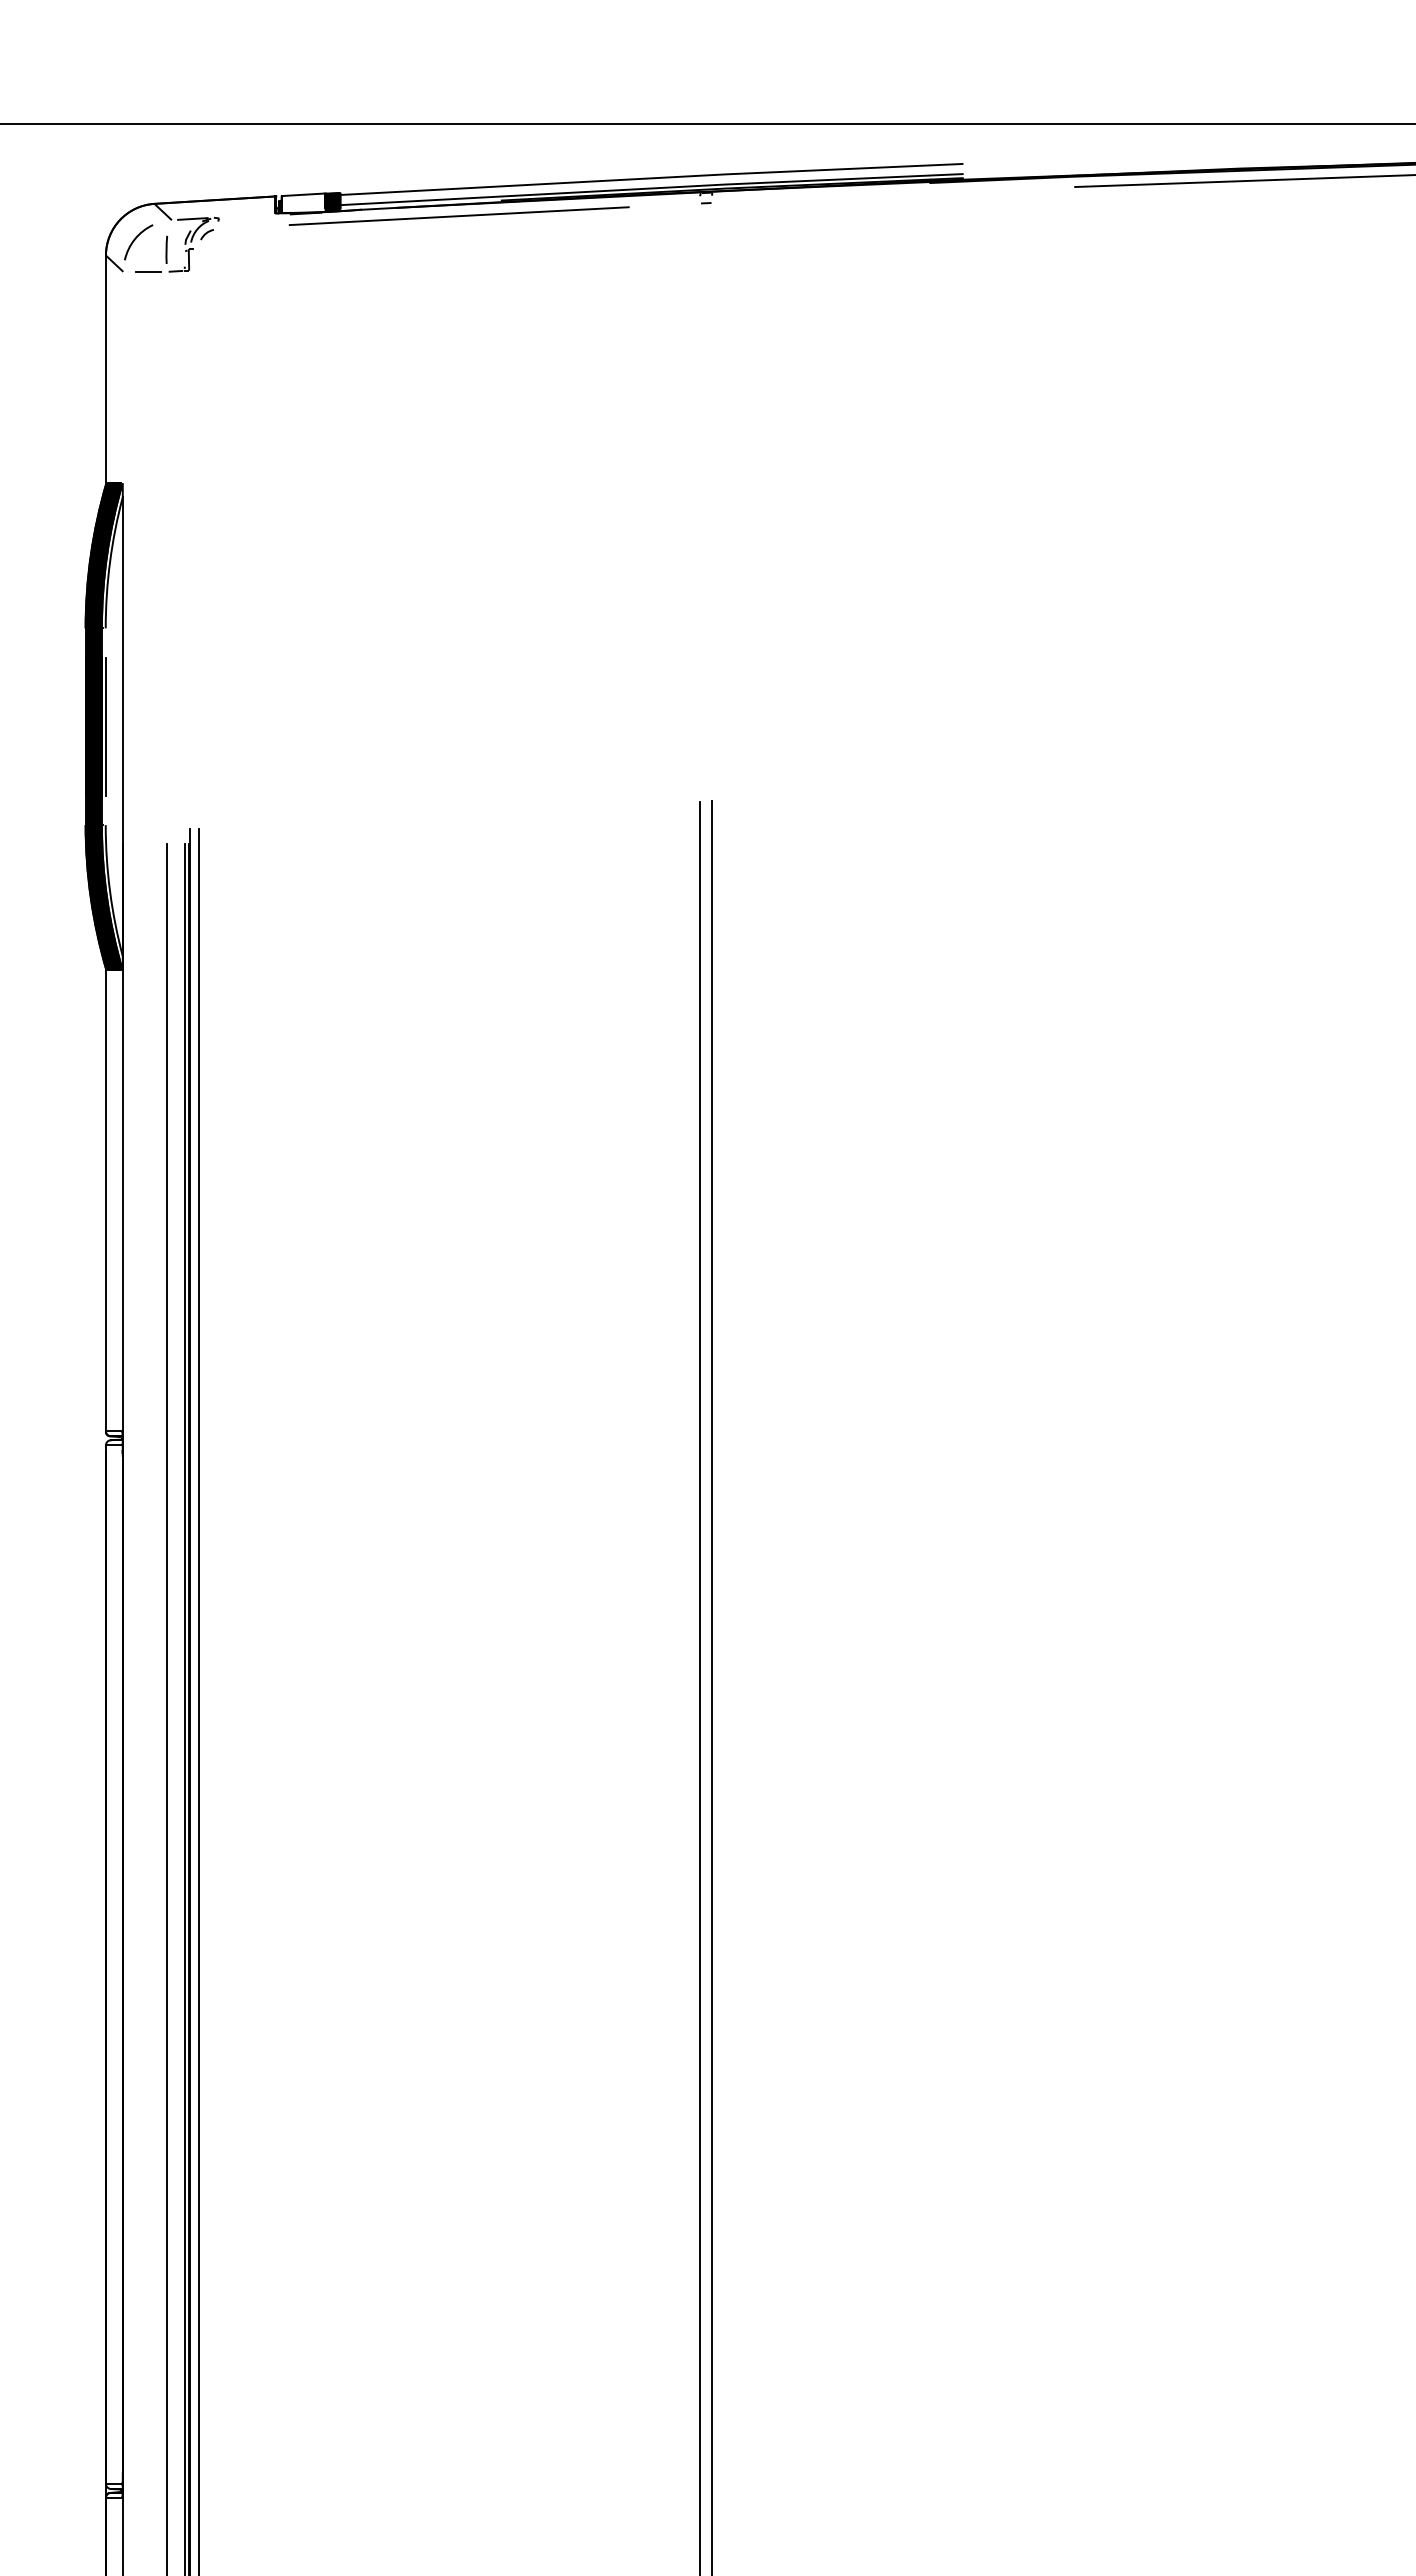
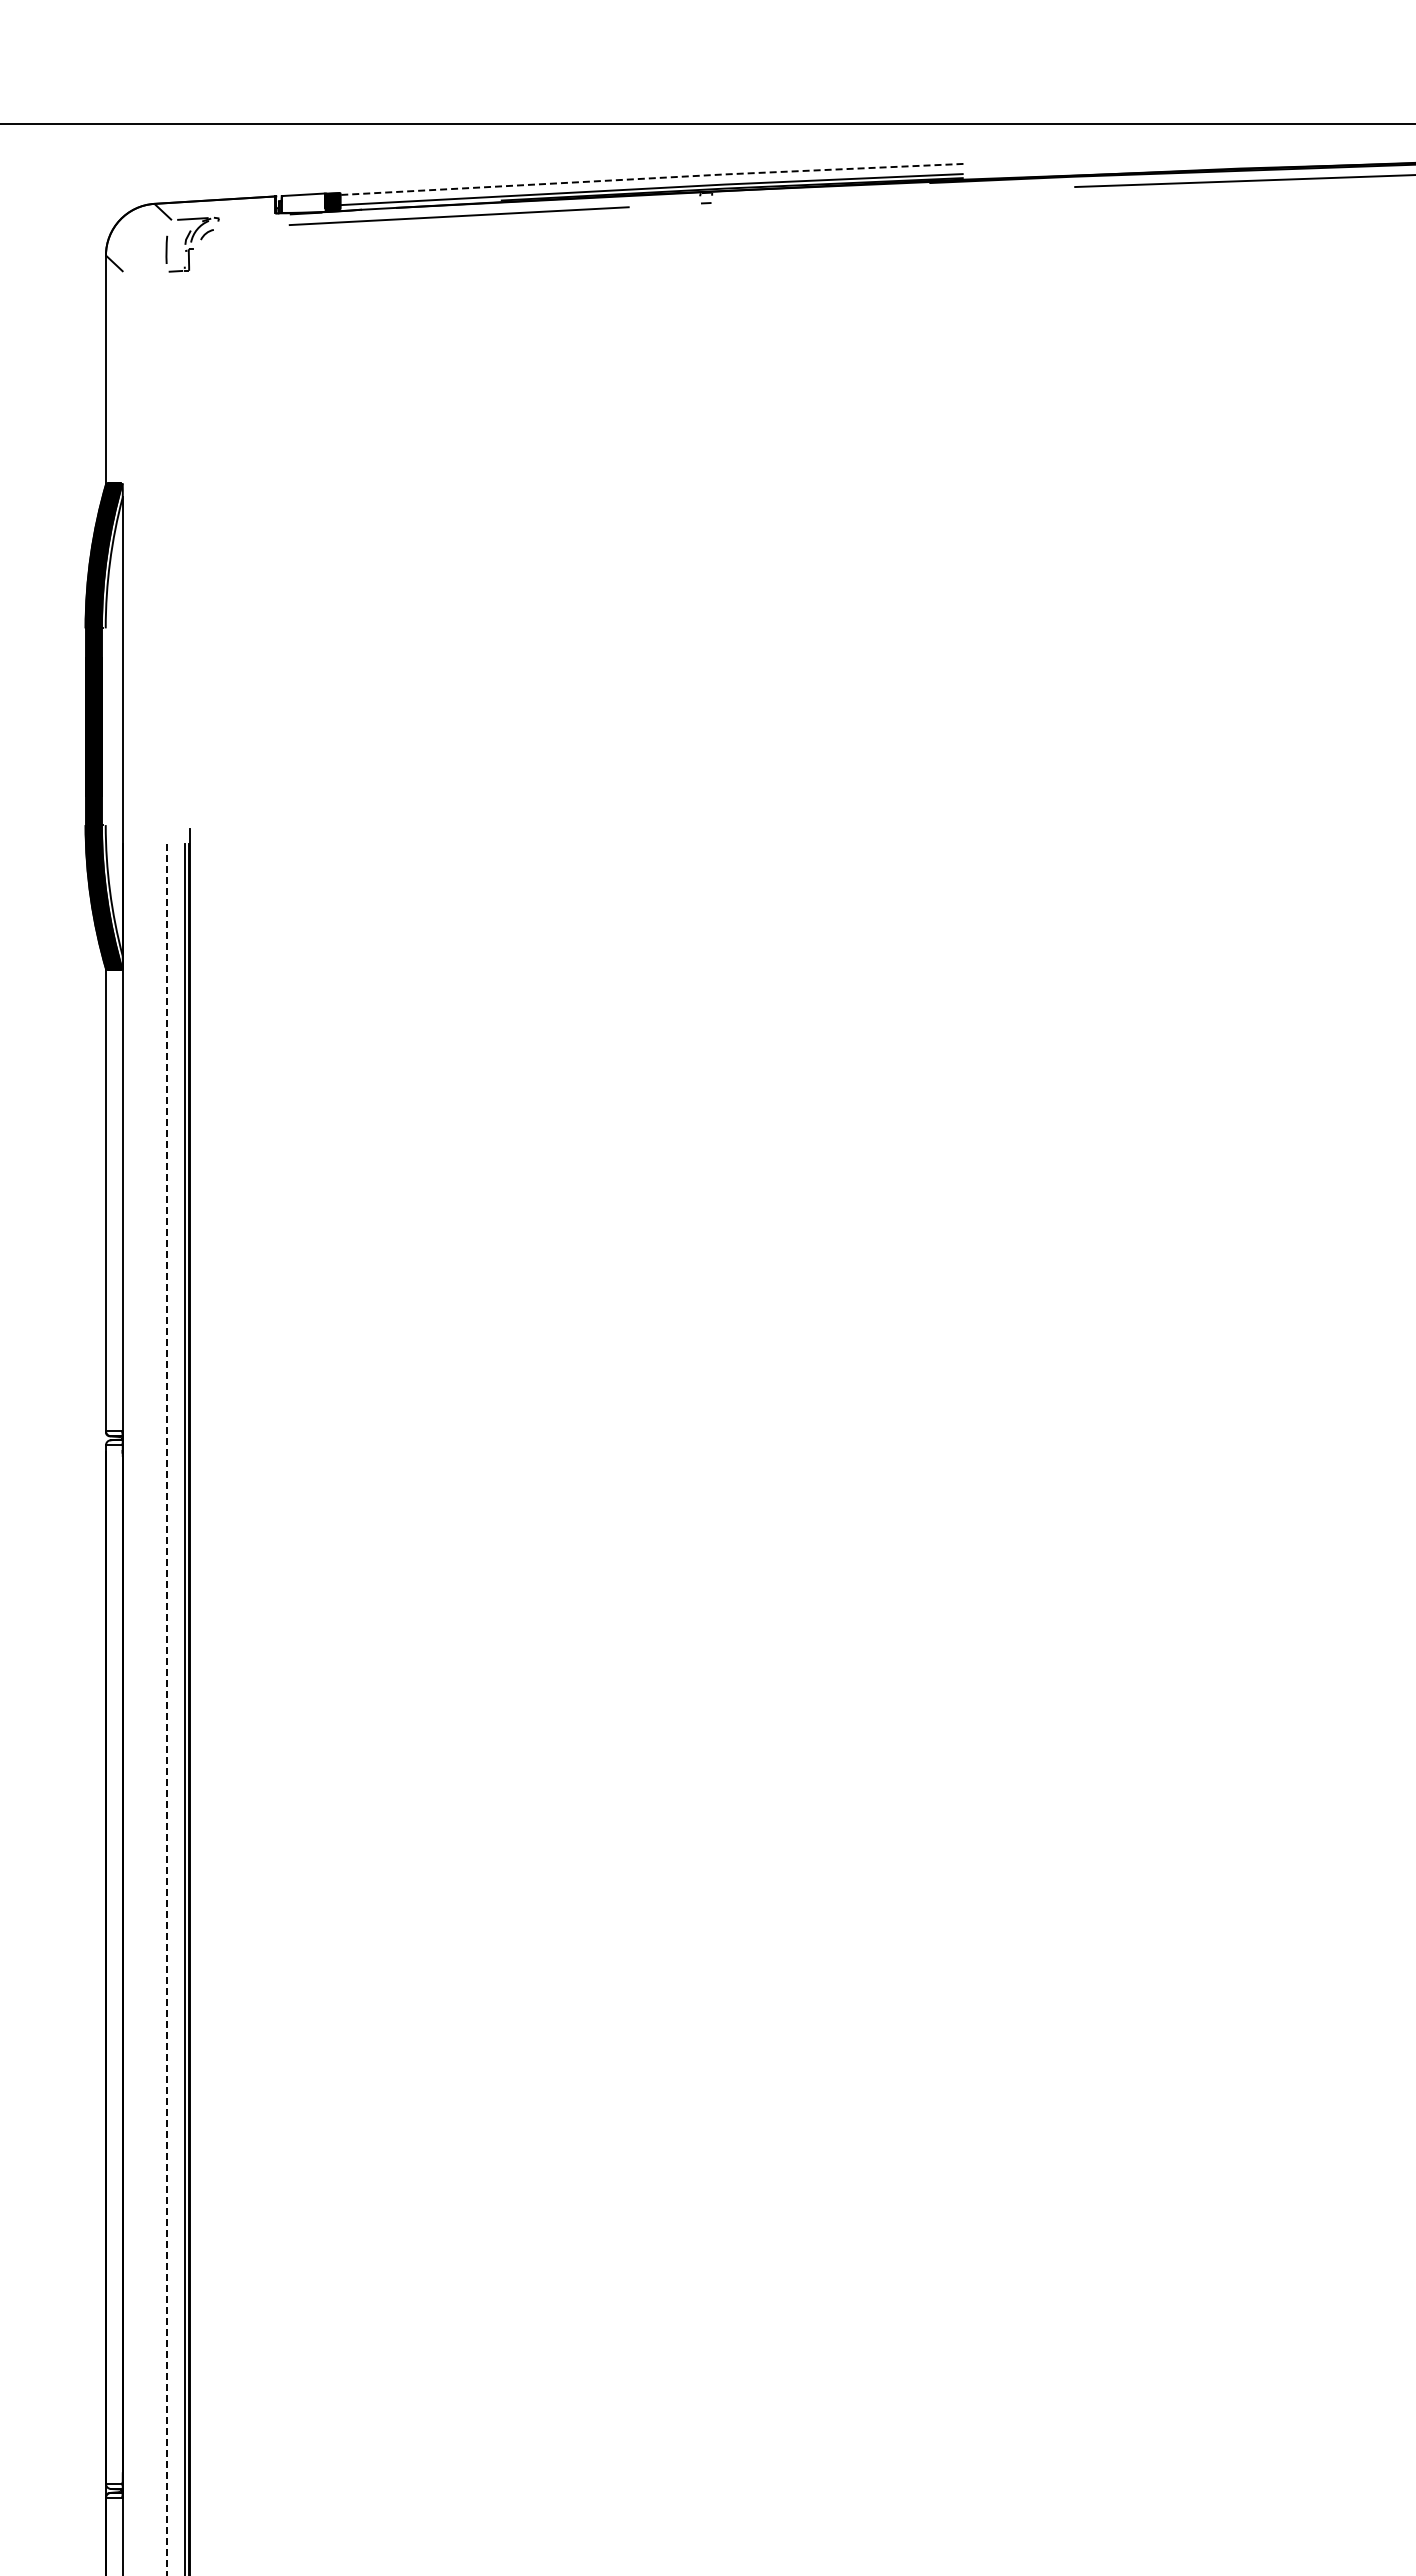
line: solid -> dashed (652, 178)
arc: present -> none (135, 240)
line: present -> none (148, 271)
line: present -> none (105, 726)
line: present -> none (700, 1686)
line: present -> none (712, 1686)
line: present -> none (198, 1700)
line: solid -> dashed (167, 1709)
